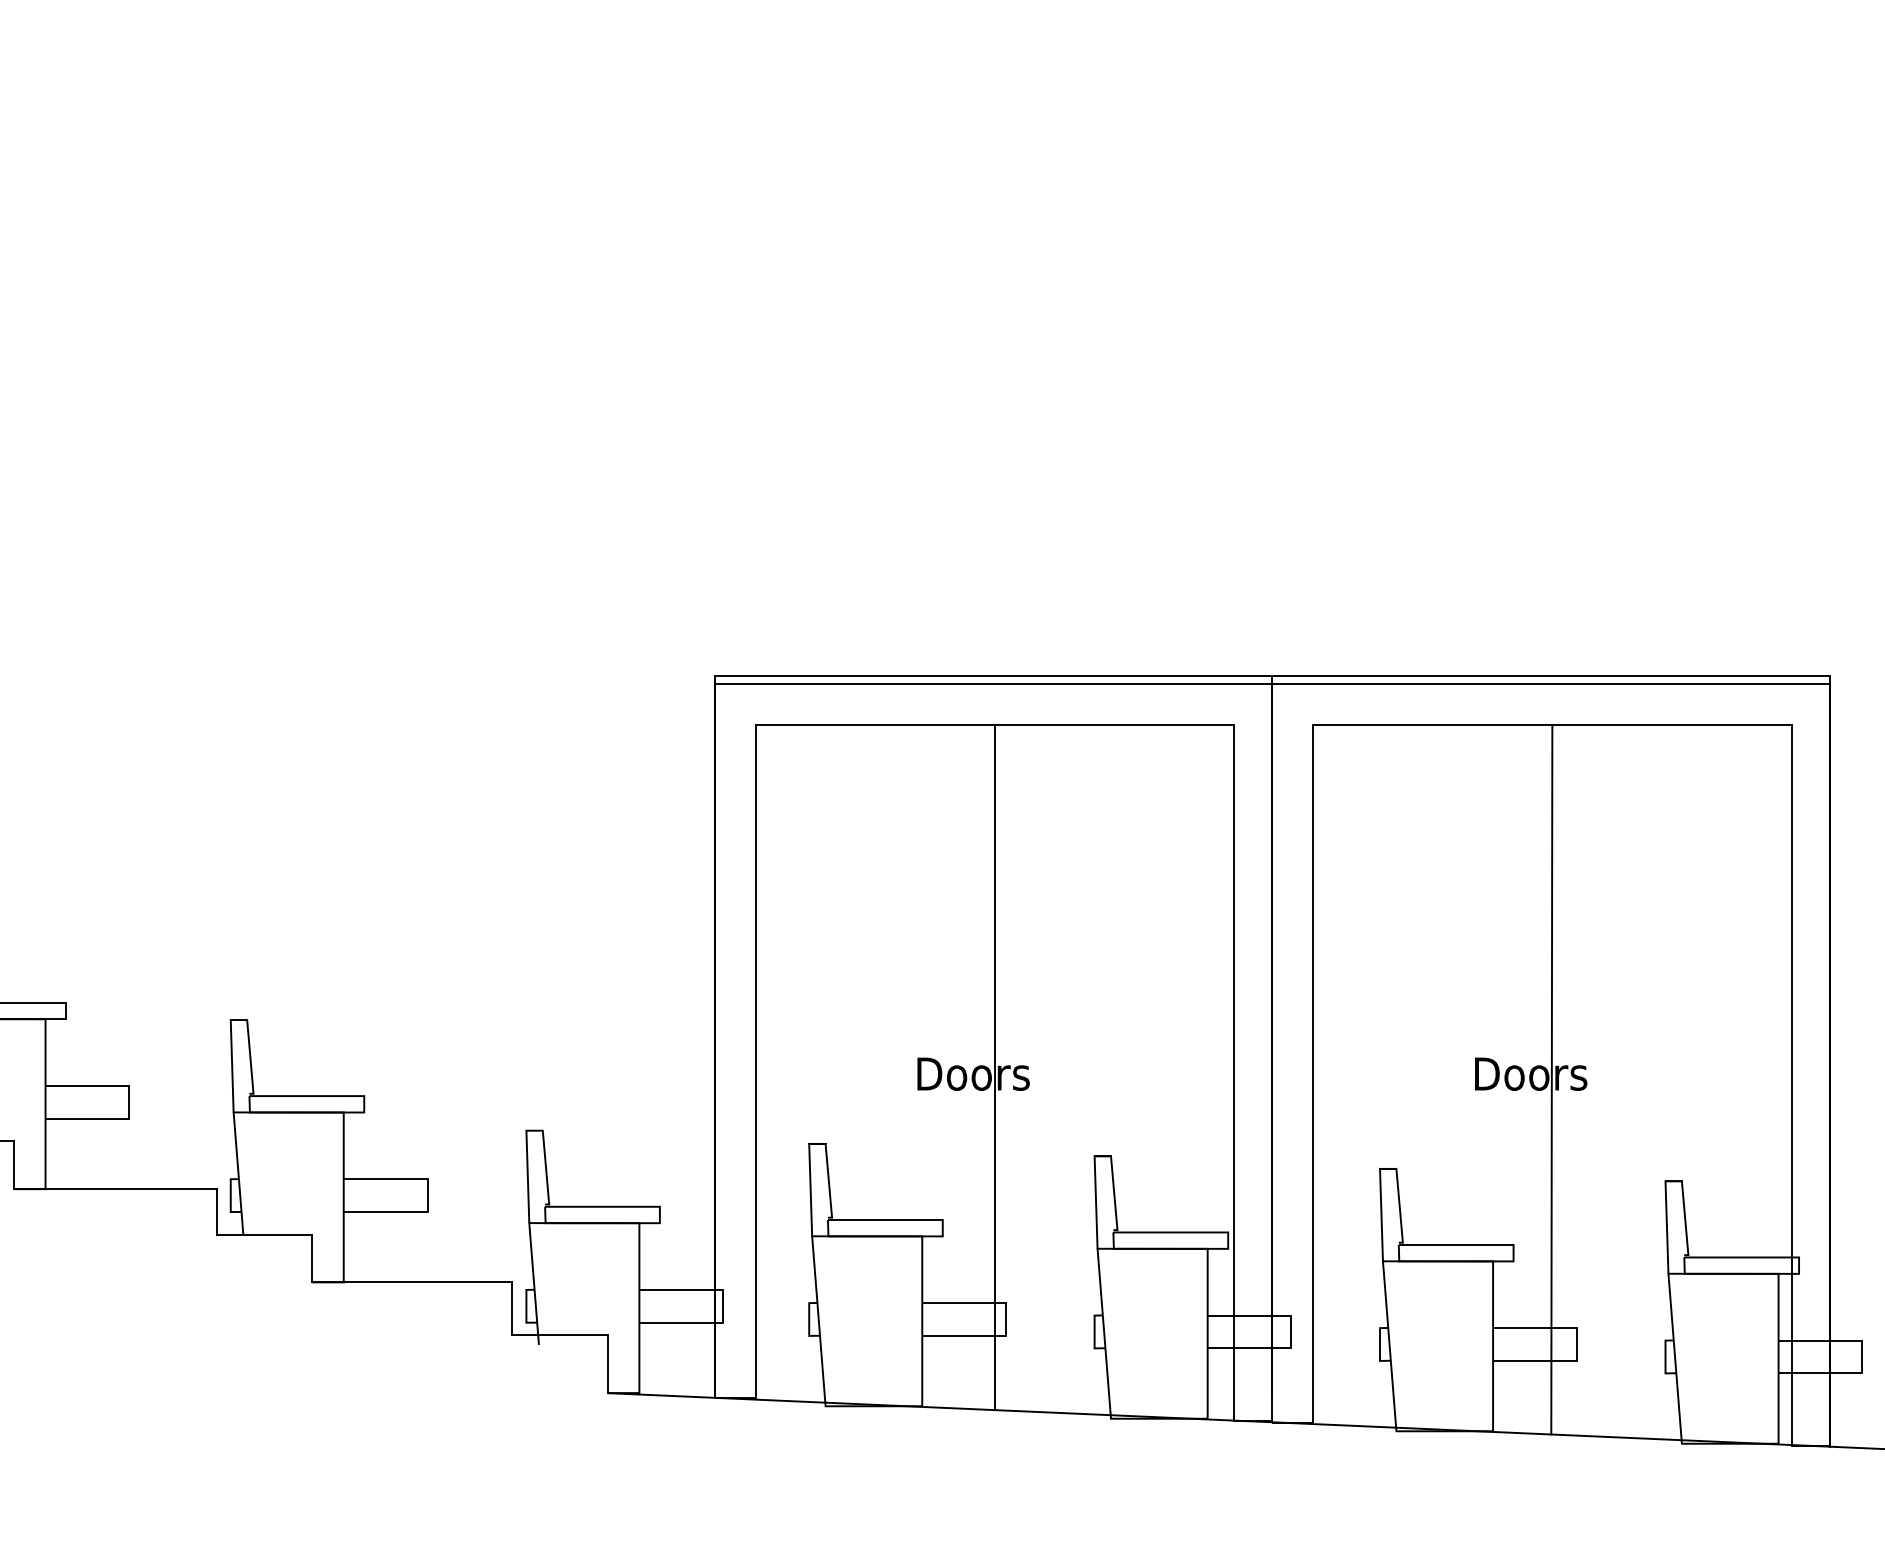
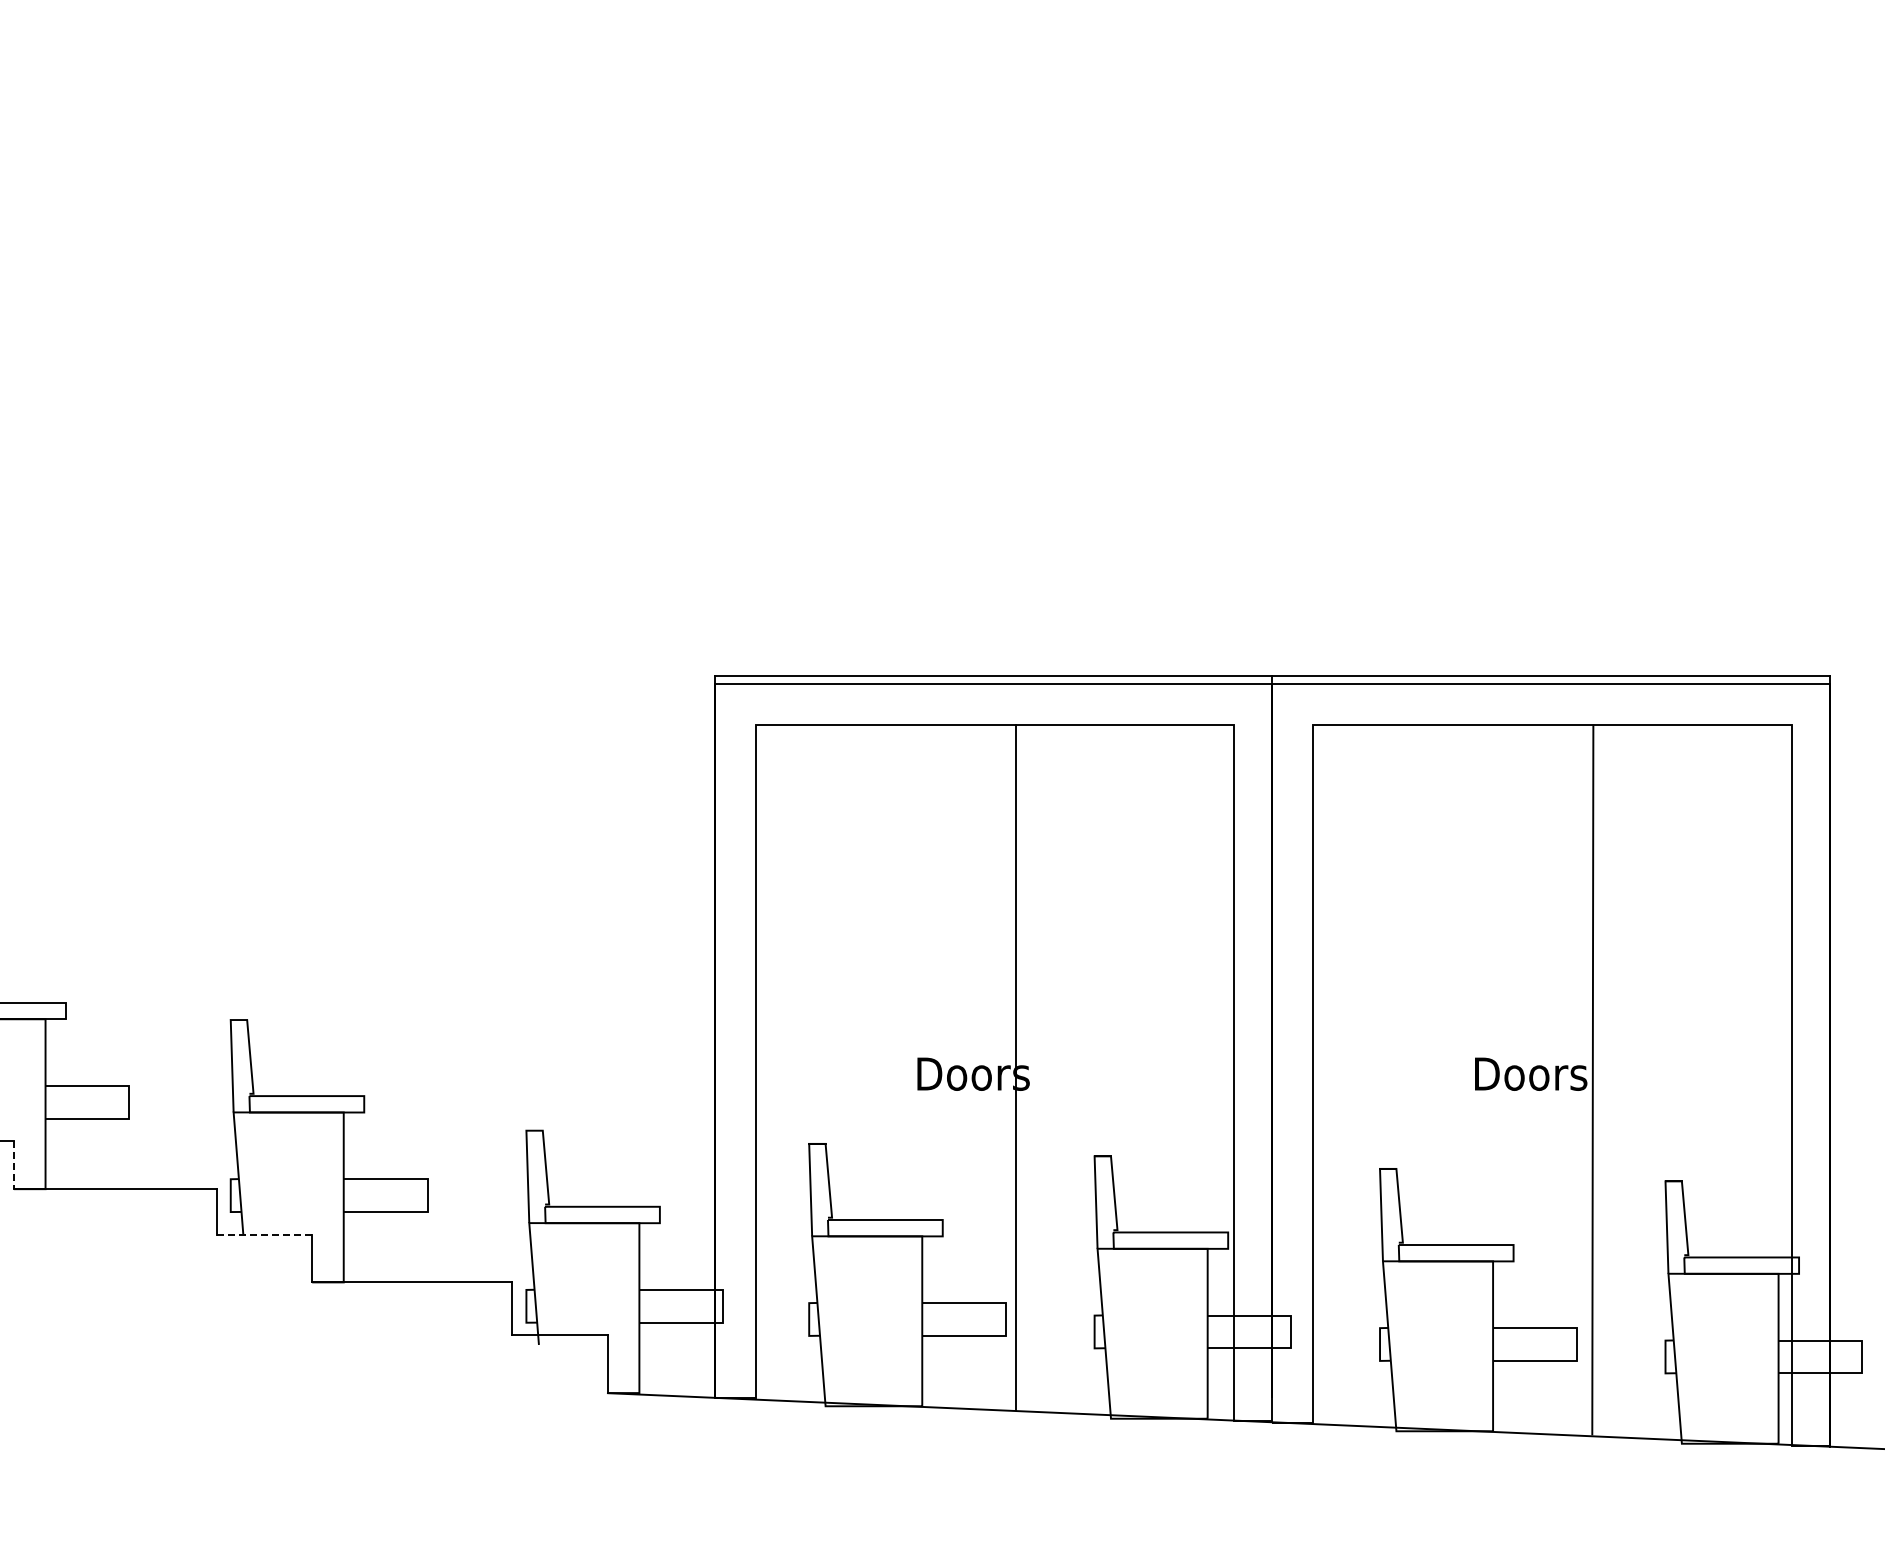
line position: (994, 1067) -> (1015, 1067) (1015, 1067)
line position: (1551, 1079) -> (1592, 1079) (1592, 1079)
line: solid -> dashed (13, 1165)
line: solid -> dashed (264, 1235)
